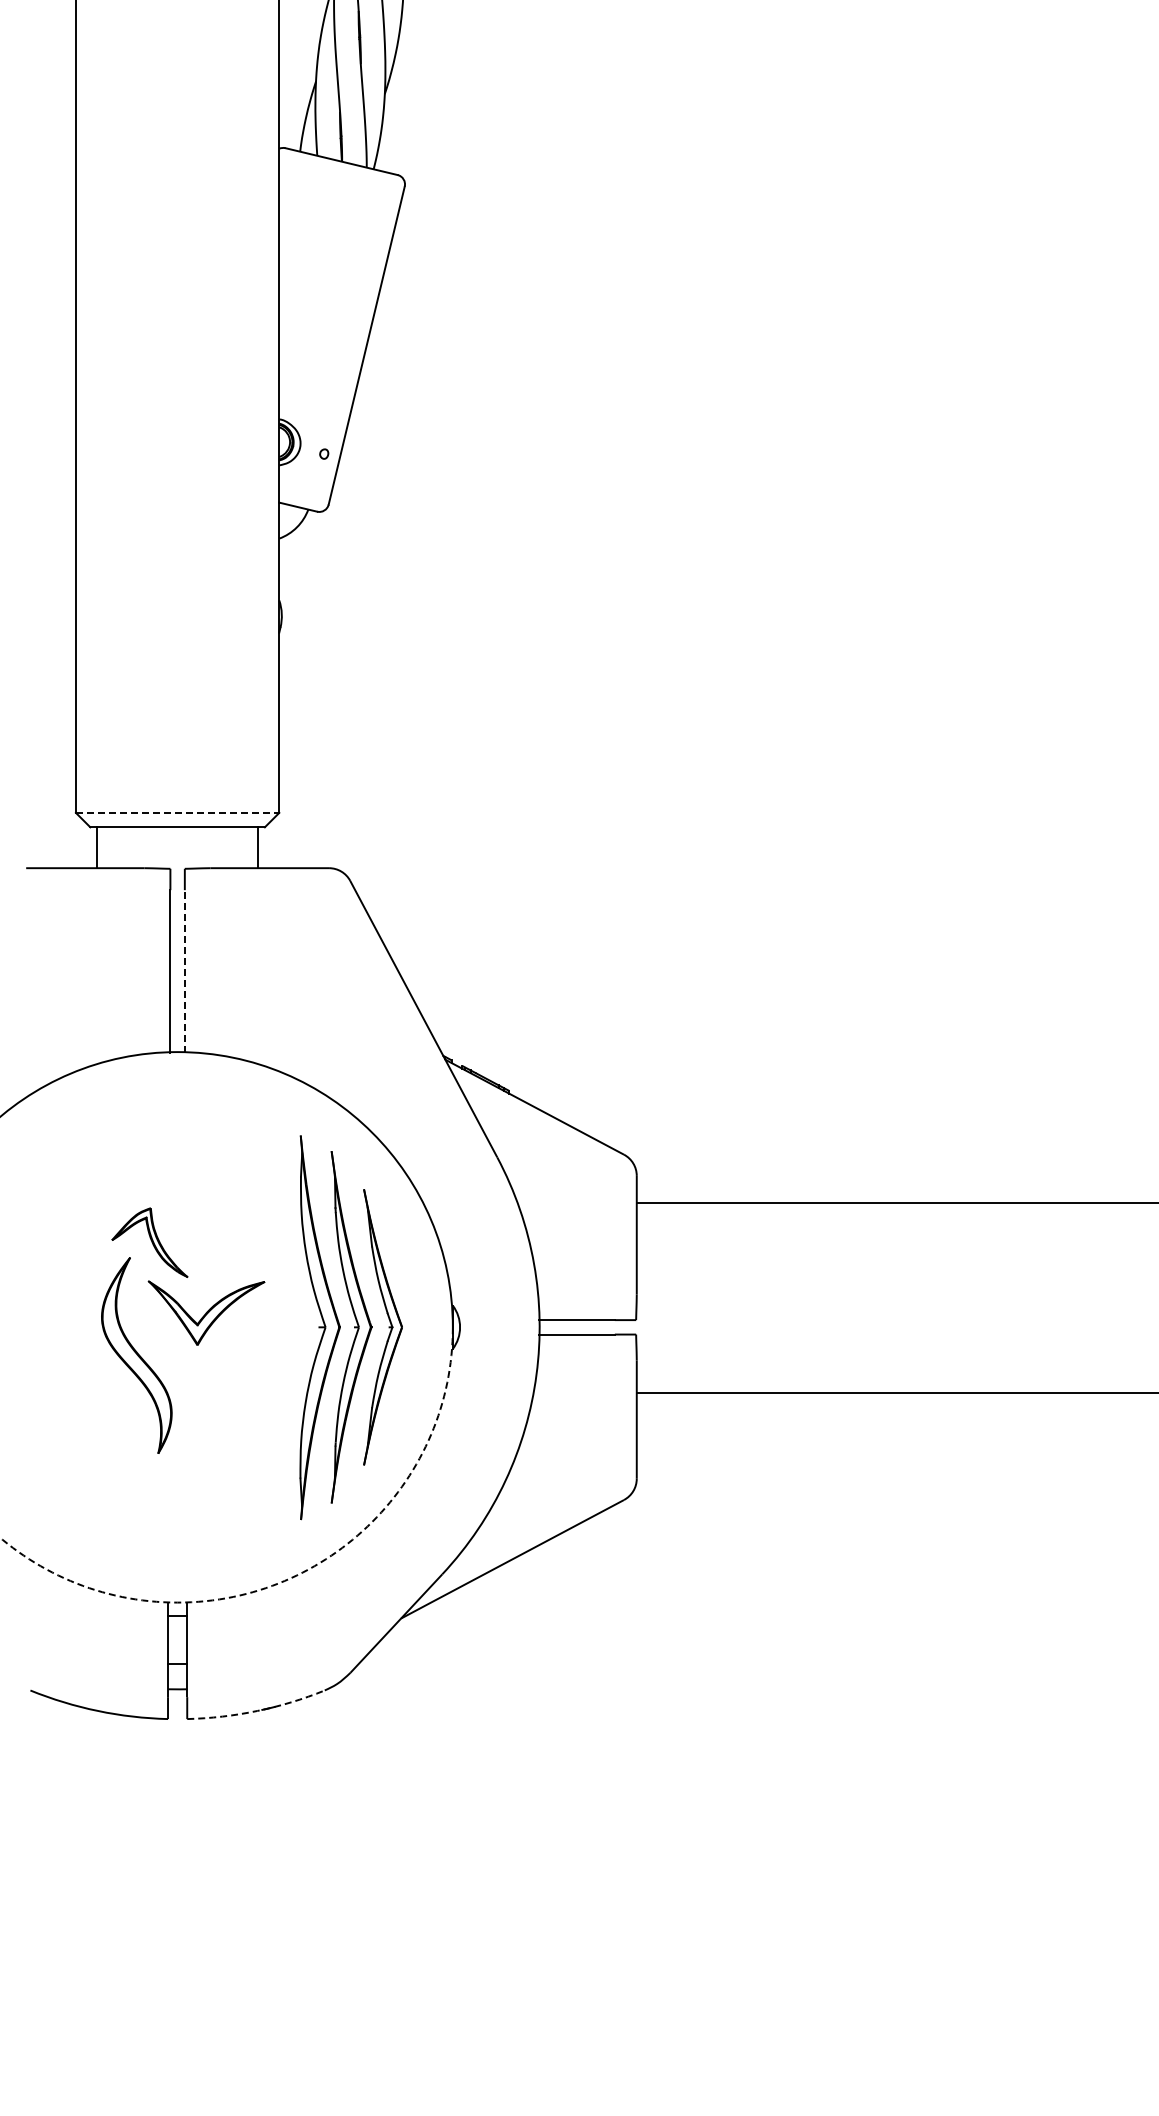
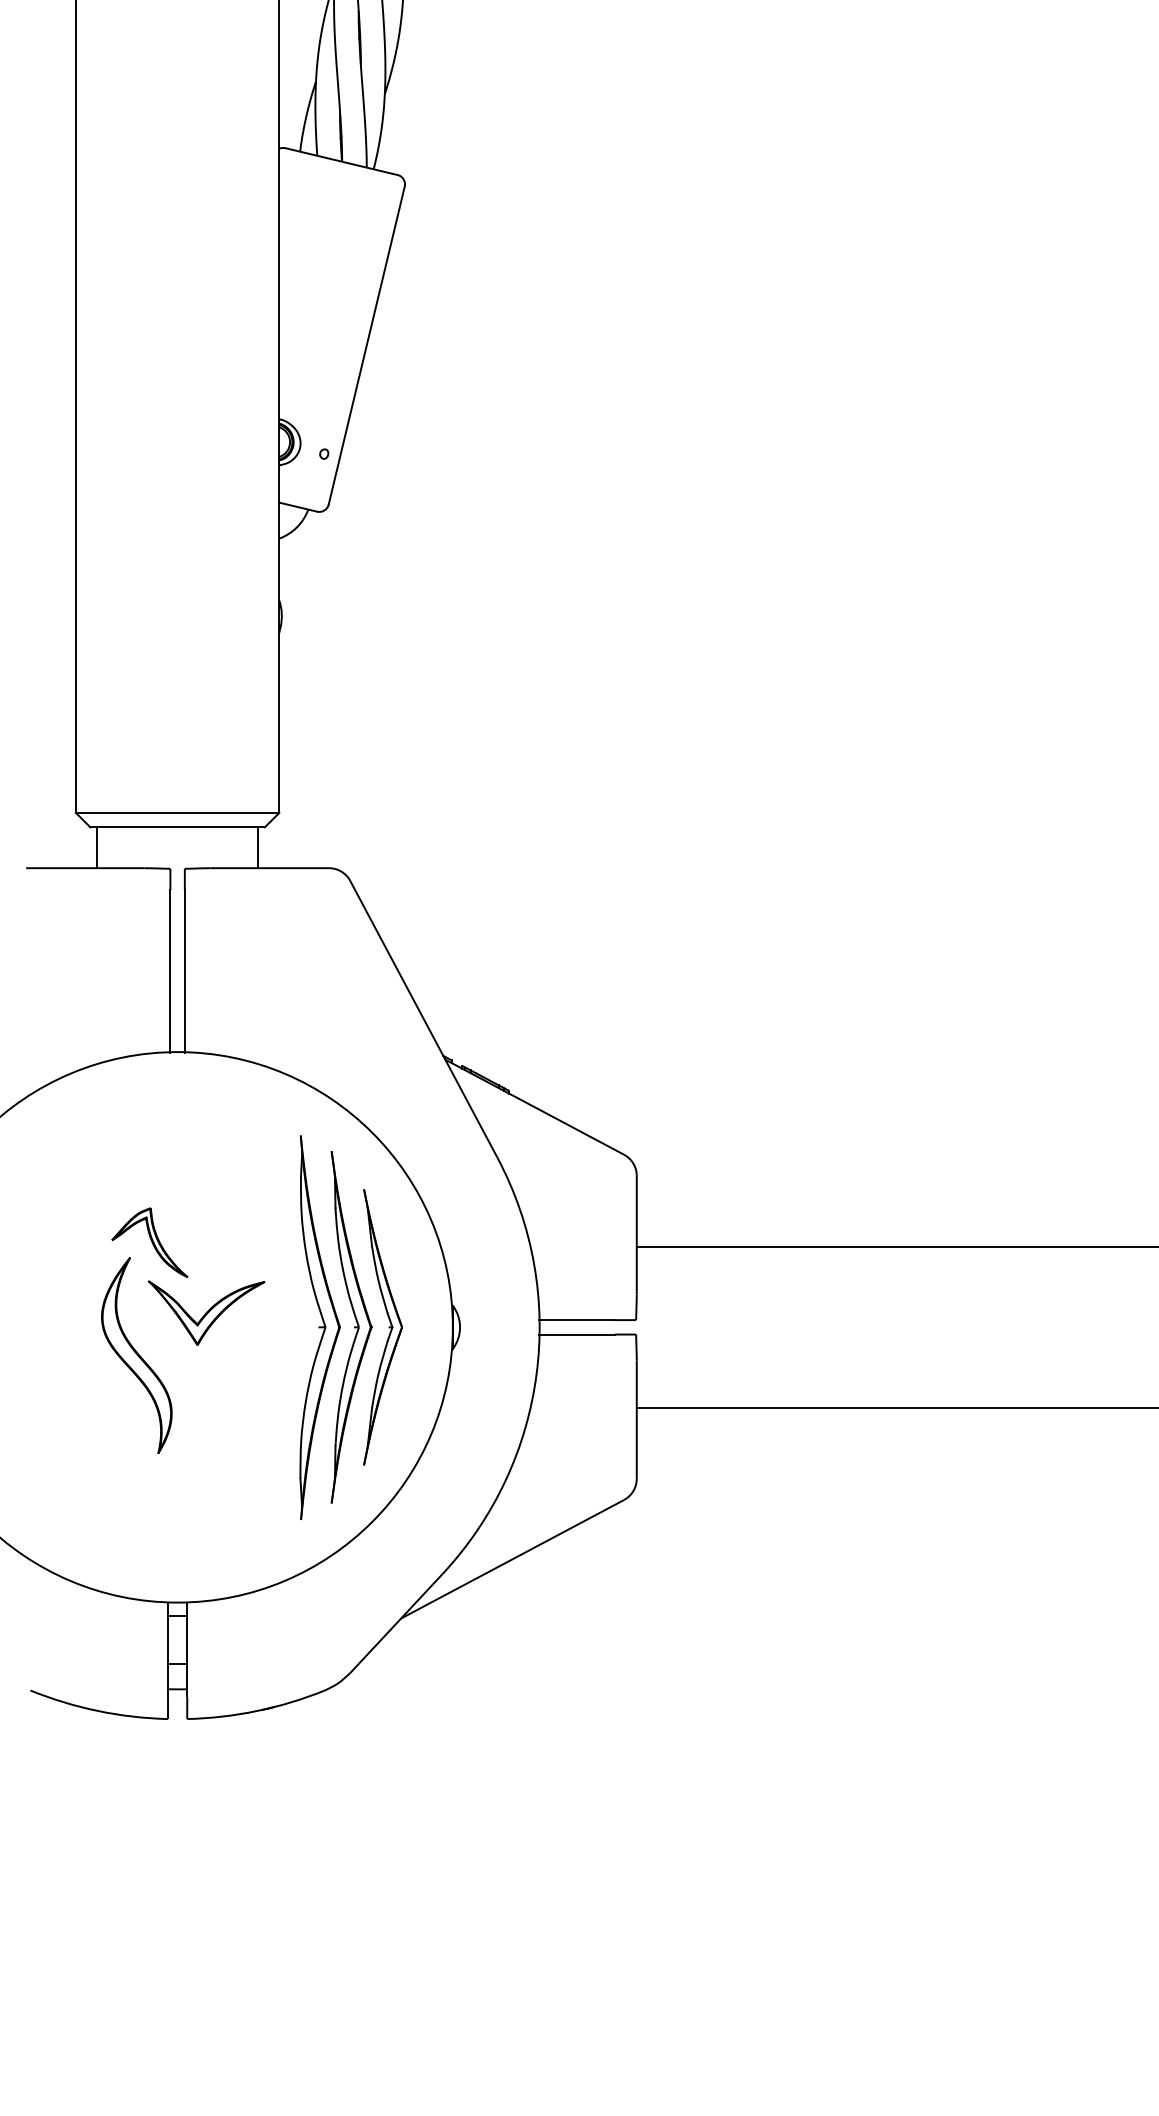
line: dashed -> solid (177, 812)
line: dashed -> solid (184, 970)
line position: (895, 1202) -> (895, 1246) (895, 1246)
line position: (895, 1392) -> (895, 1407) (895, 1407)
arc: dashed -> solid (292, 1577)
arc: dashed -> solid (257, 1710)
